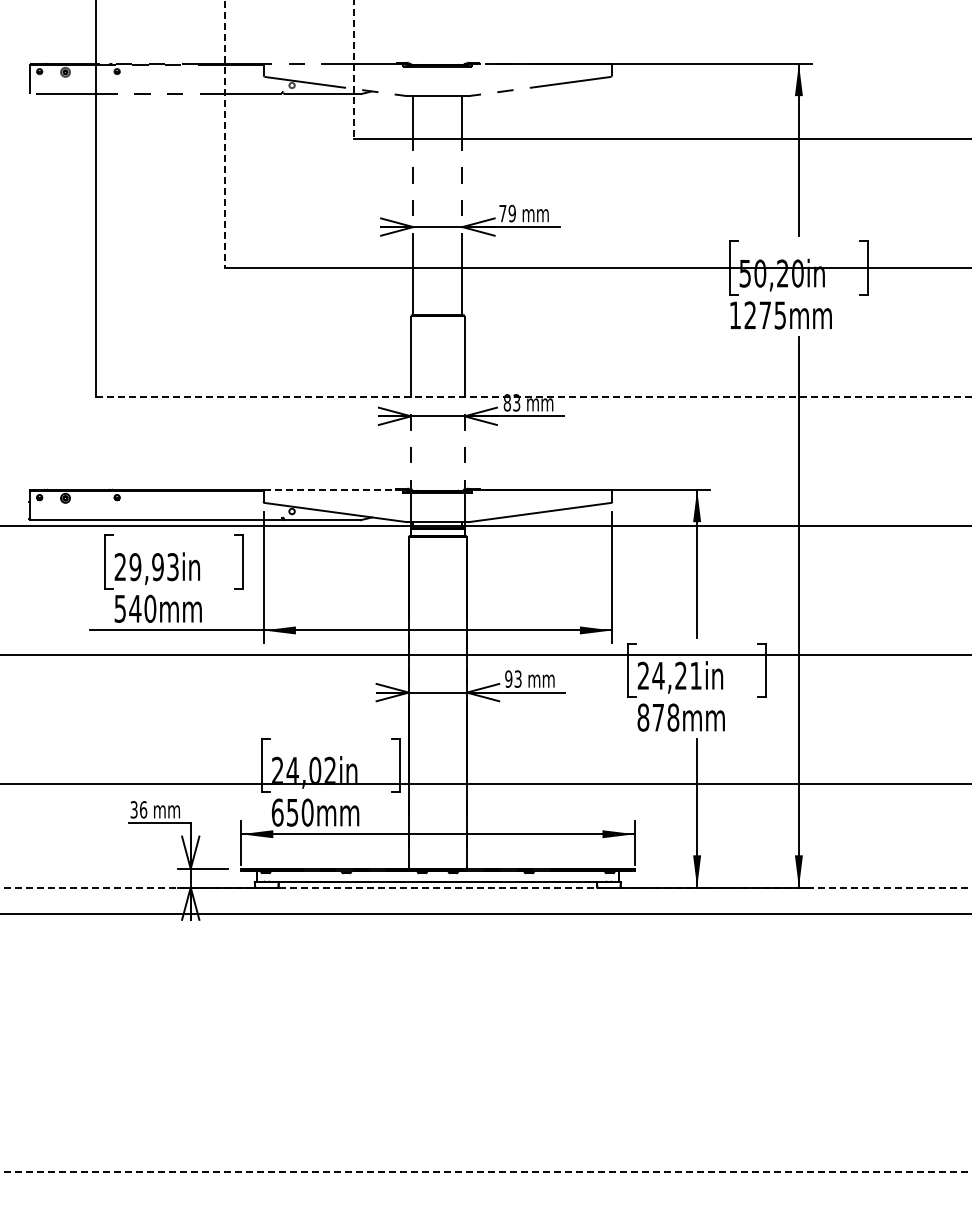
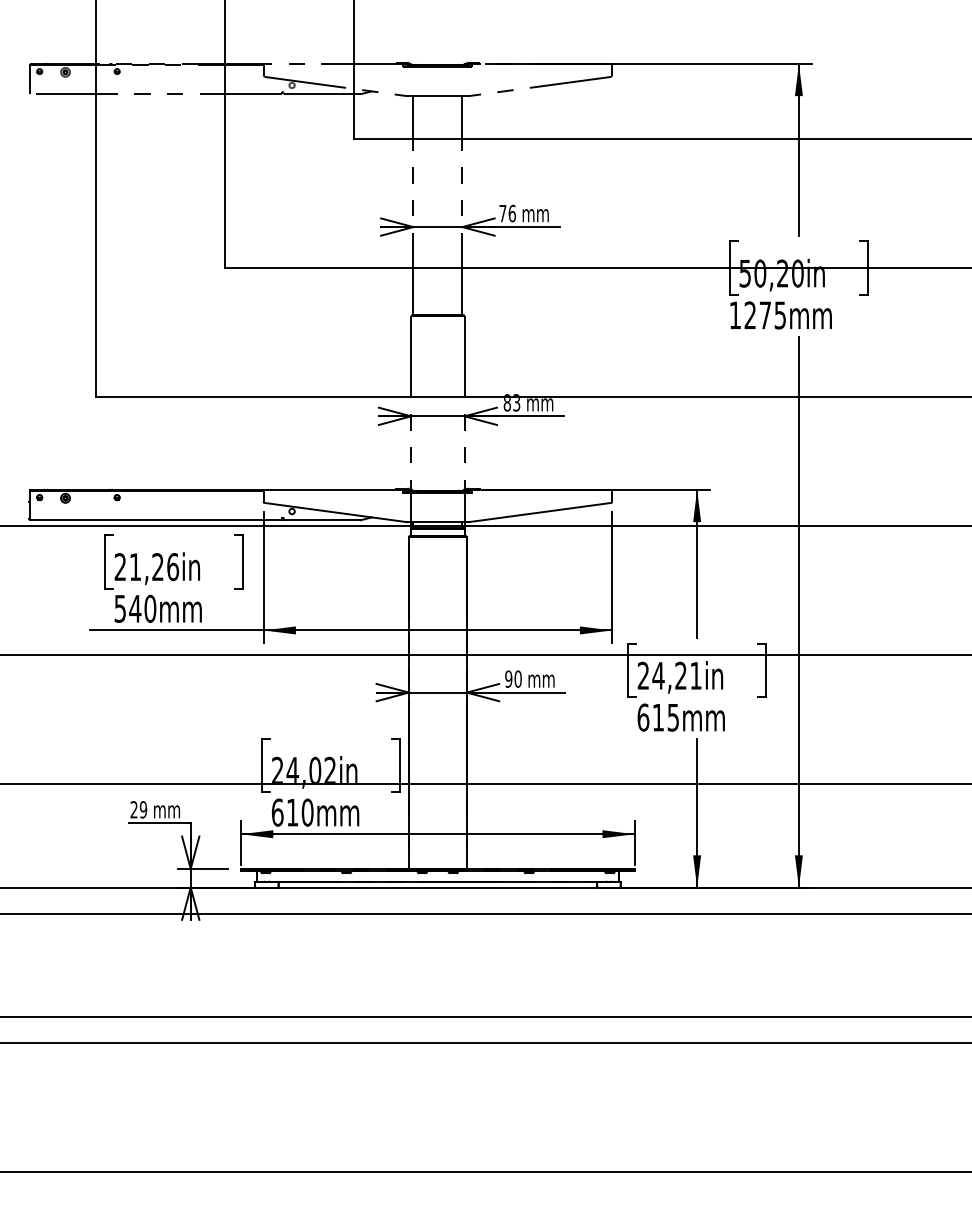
line: dashed -> solid (354, 70)
line: dashed -> solid (225, 134)
text: 79 -> 76 (512, 213)
line: dashed -> solid (534, 397)
line: dashed -> solid (333, 489)
text: 29,93in -> 21,26in (153, 567)
text: 93 -> 90 (517, 678)
text: 878mm -> 615mm (658, 717)
text: 36 -> 29 (138, 809)
text: 650mm -> 610mm (292, 812)
line: dashed -> solid (486, 887)
line: none -> present (485, 1016)
line: none -> present (485, 1042)
line: dashed -> solid (486, 1171)
